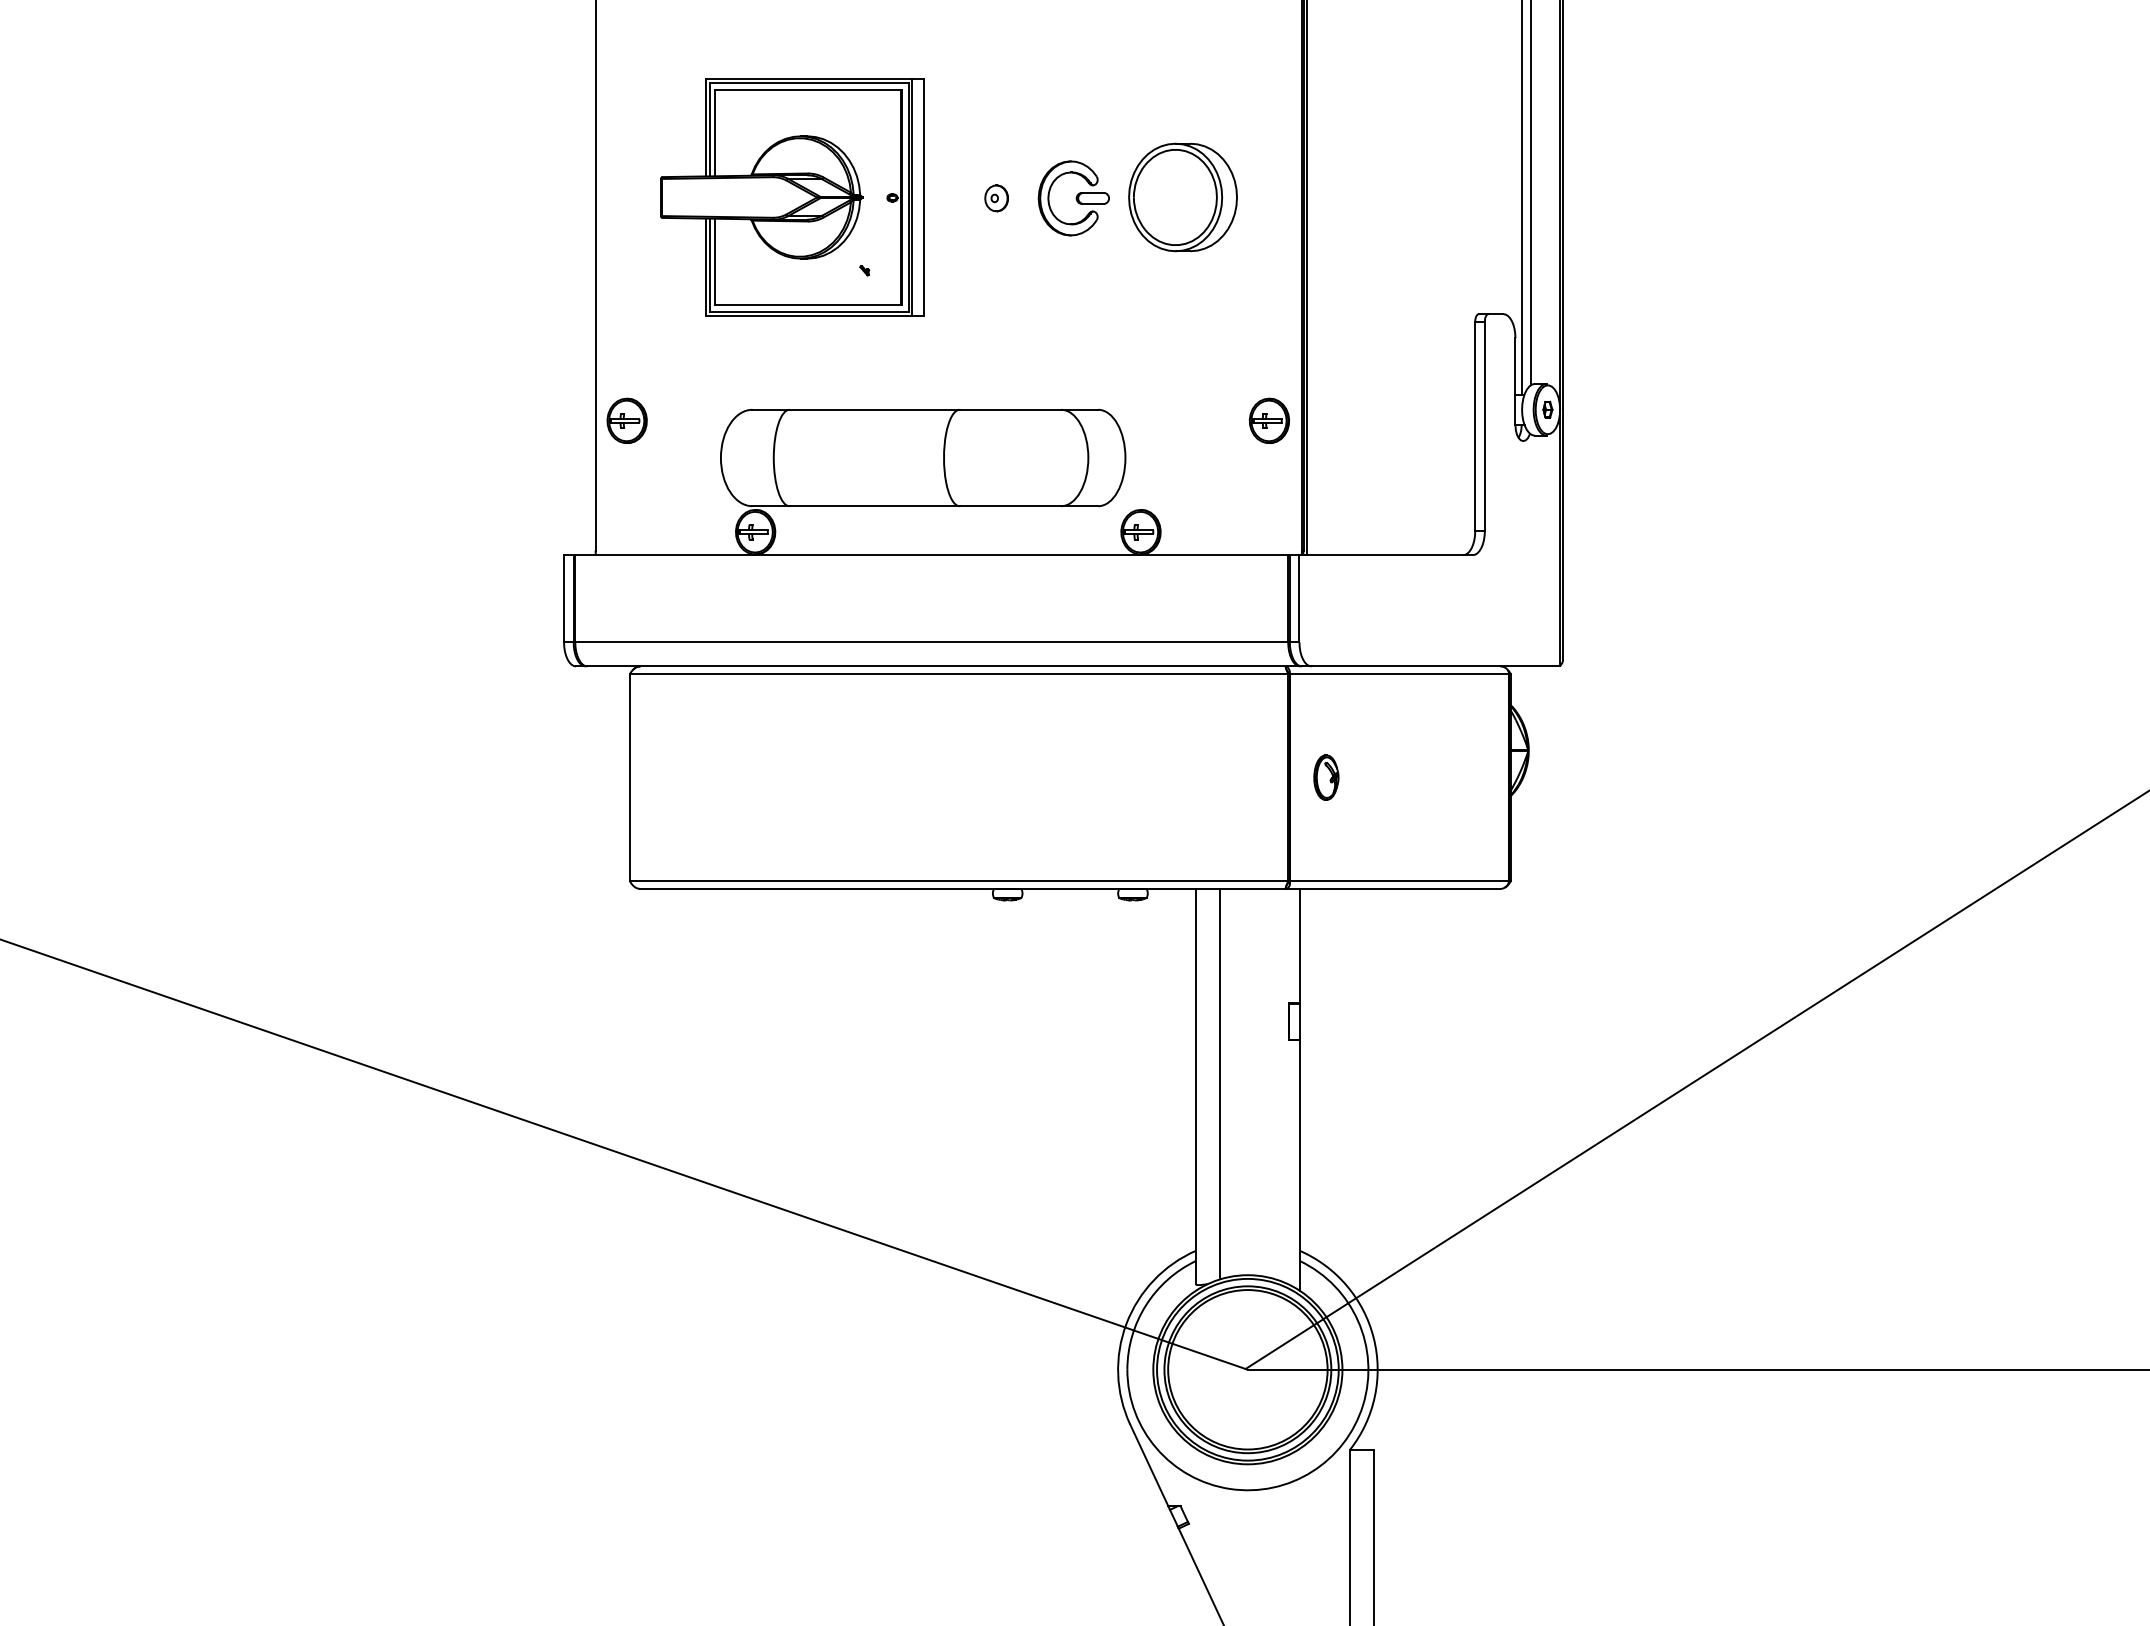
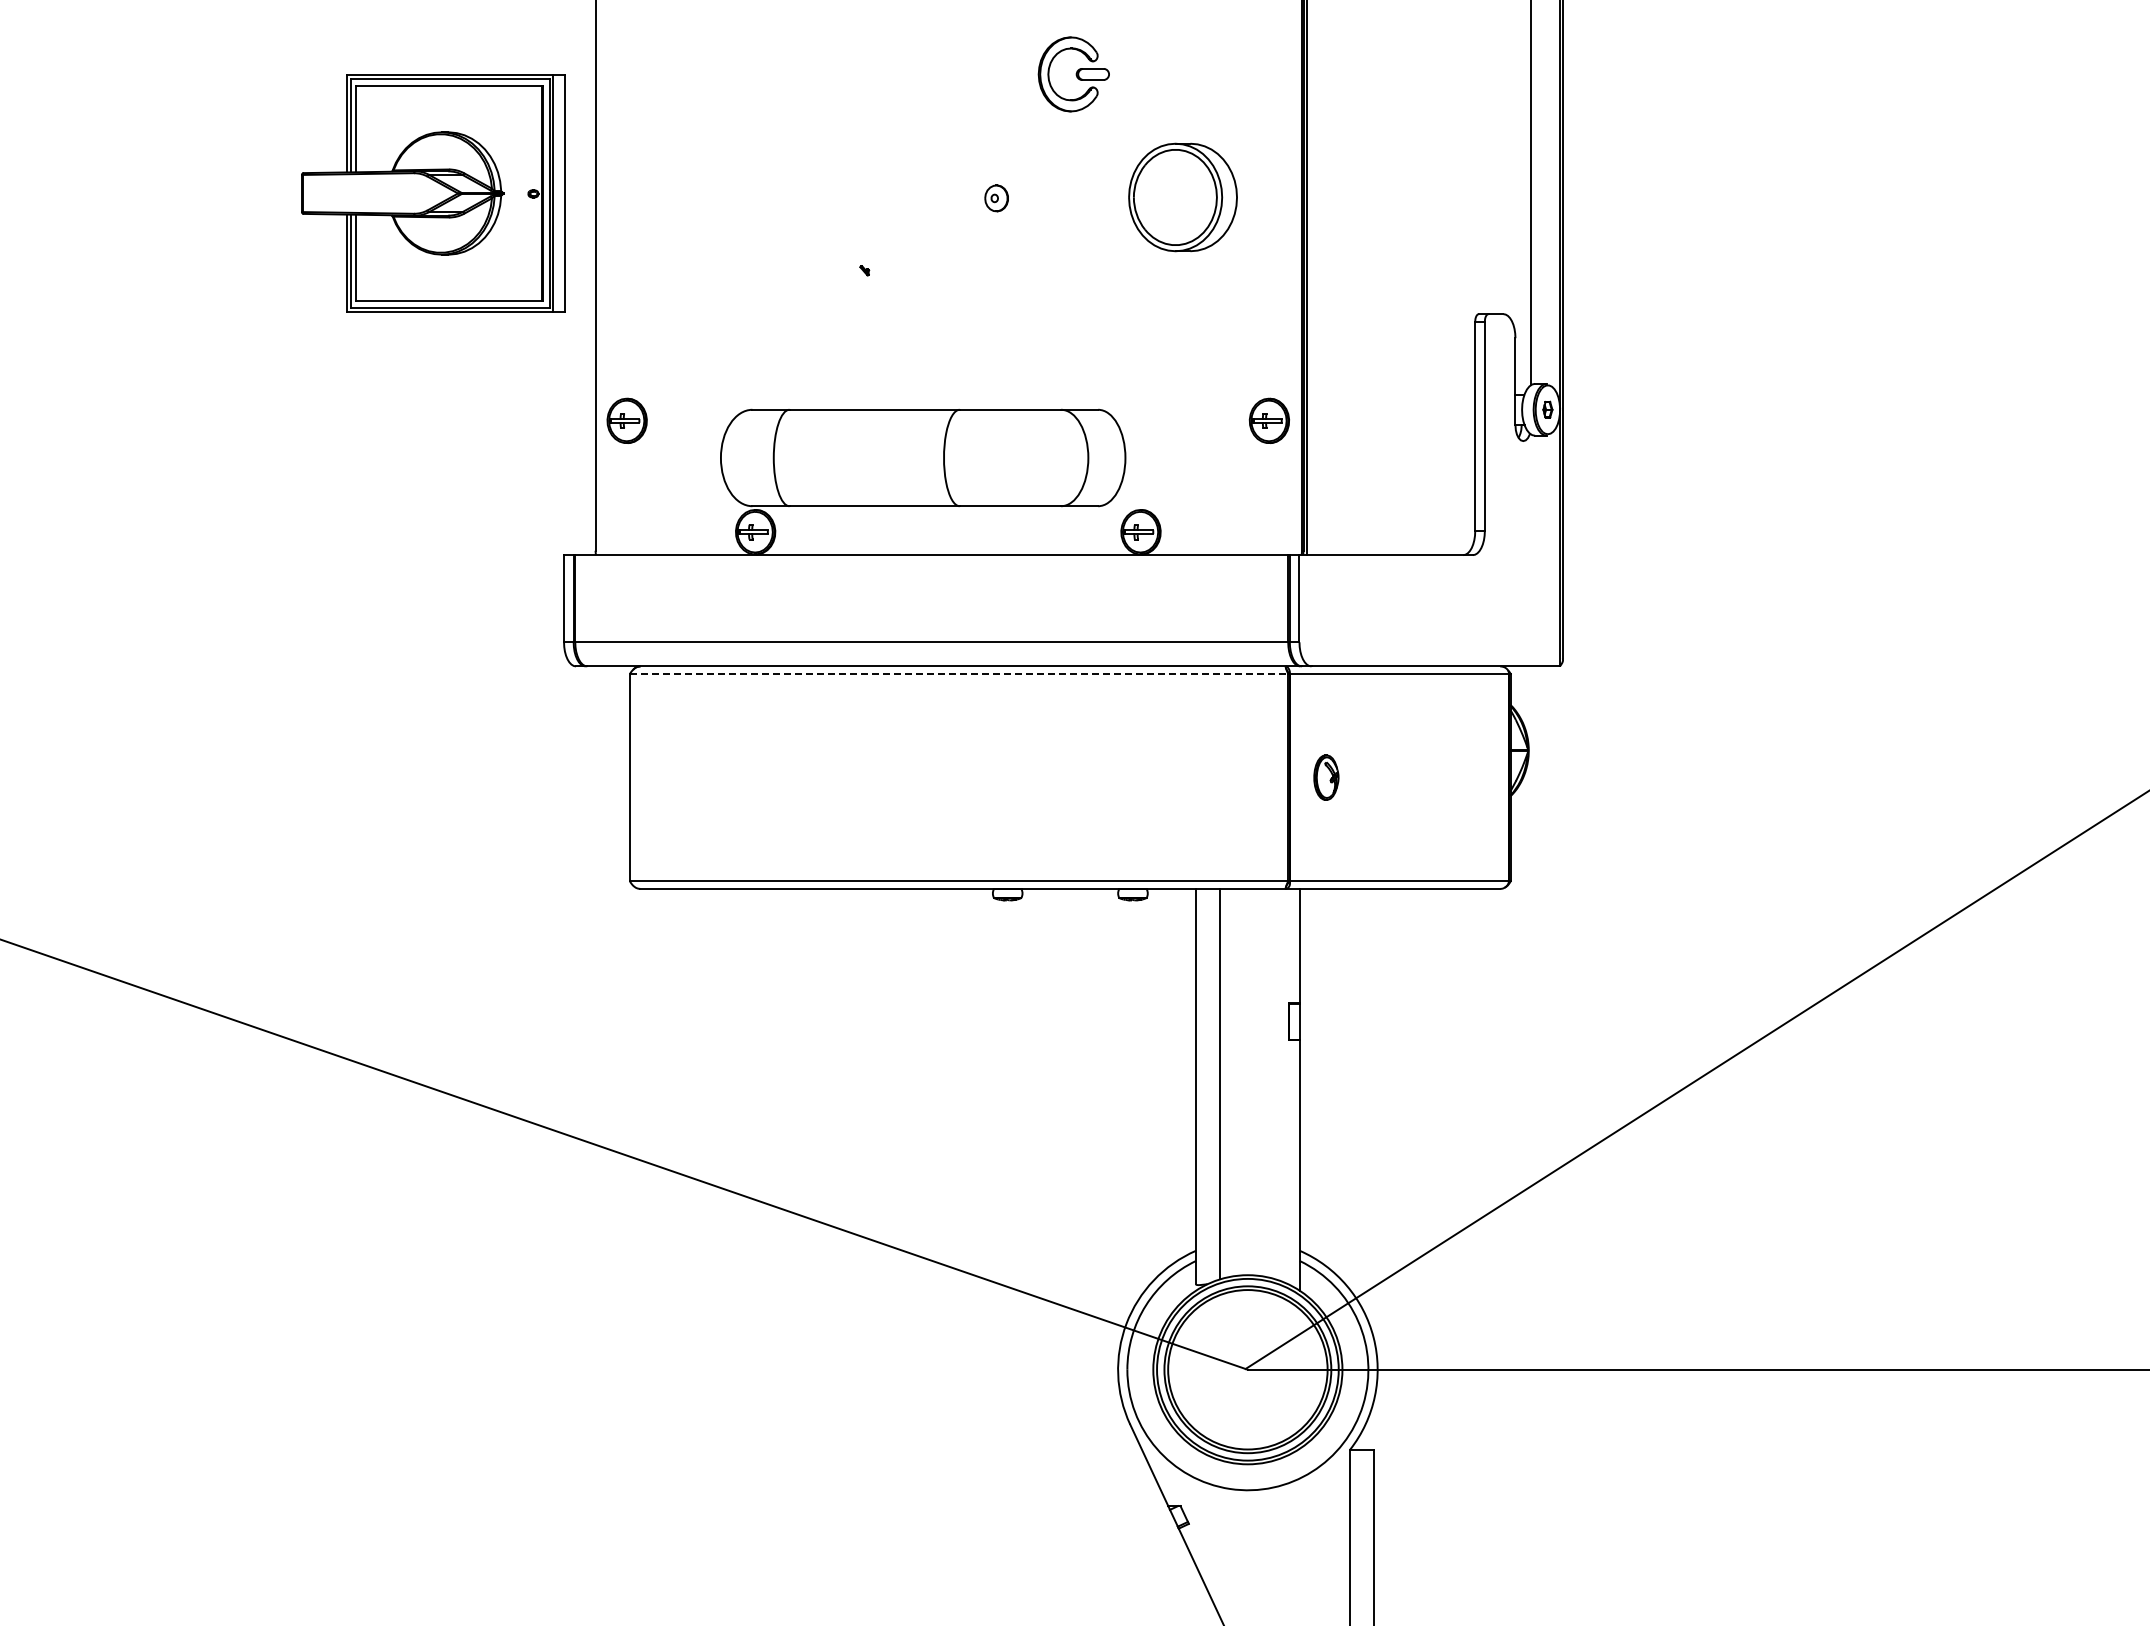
part position: (792, 197) -> (433, 193) (433, 193)
part position: (1073, 198) -> (1073, 74) (1073, 74)
line: present -> none (1521, 198)
line: solid -> dashed (959, 674)
